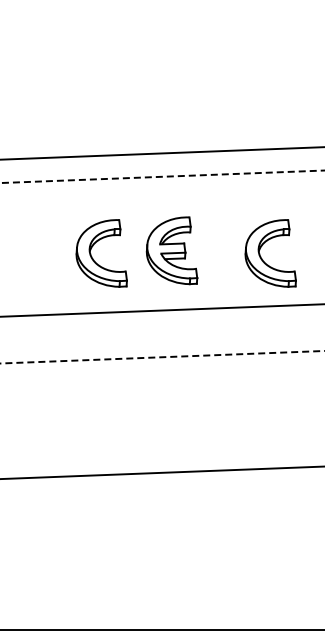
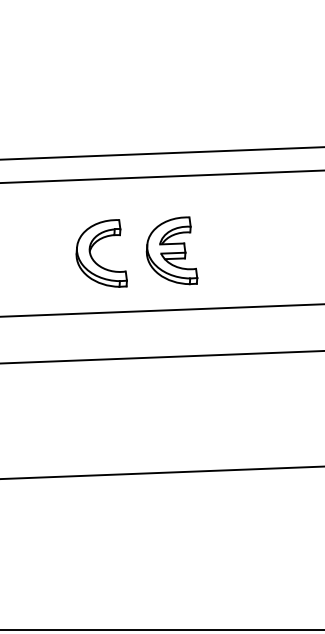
line: dashed -> solid (162, 176)
part: present -> none (262, 258)
line: dashed -> solid (162, 357)
